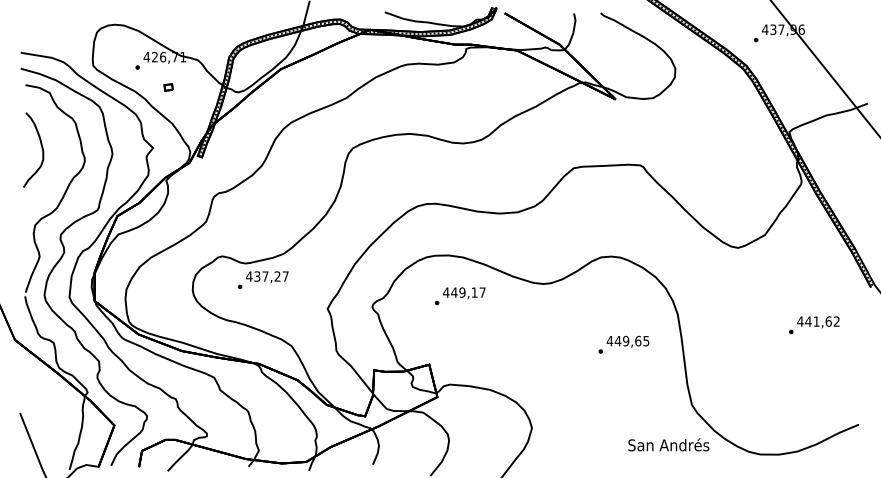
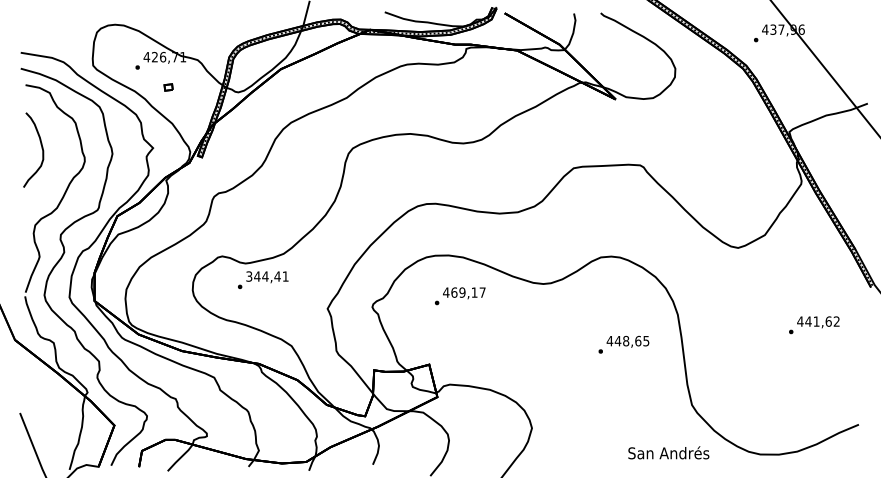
text: 437,27 -> 344,41 (267, 276)
text: 449,17 -> 469,17 (454, 292)
text: 449,65 -> 448,65 (626, 341)
text position: (668, 444) -> (668, 452) (668, 452)
